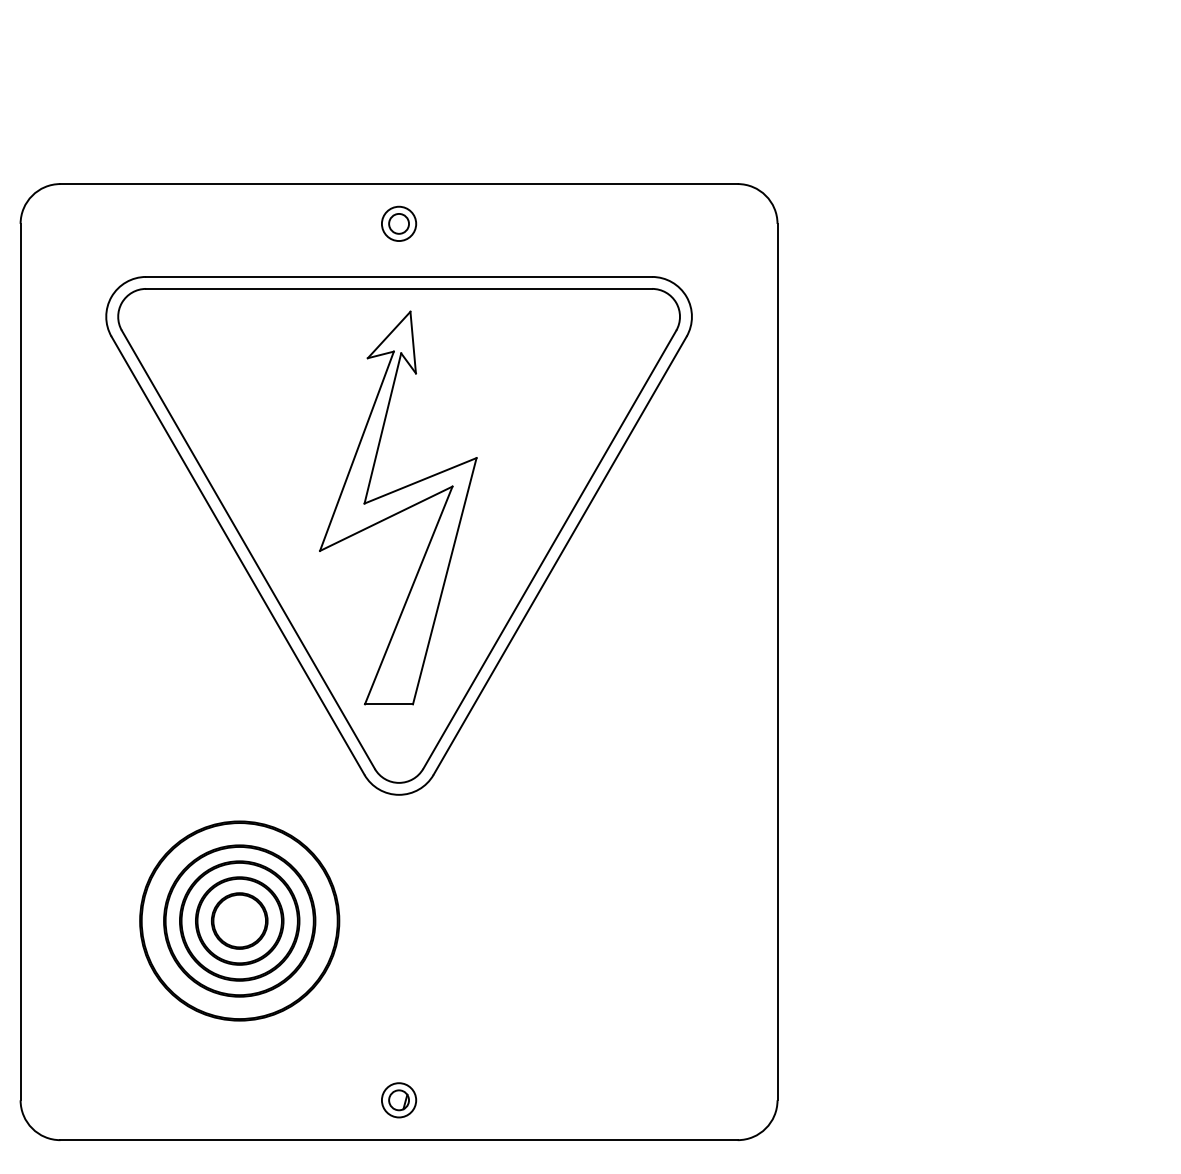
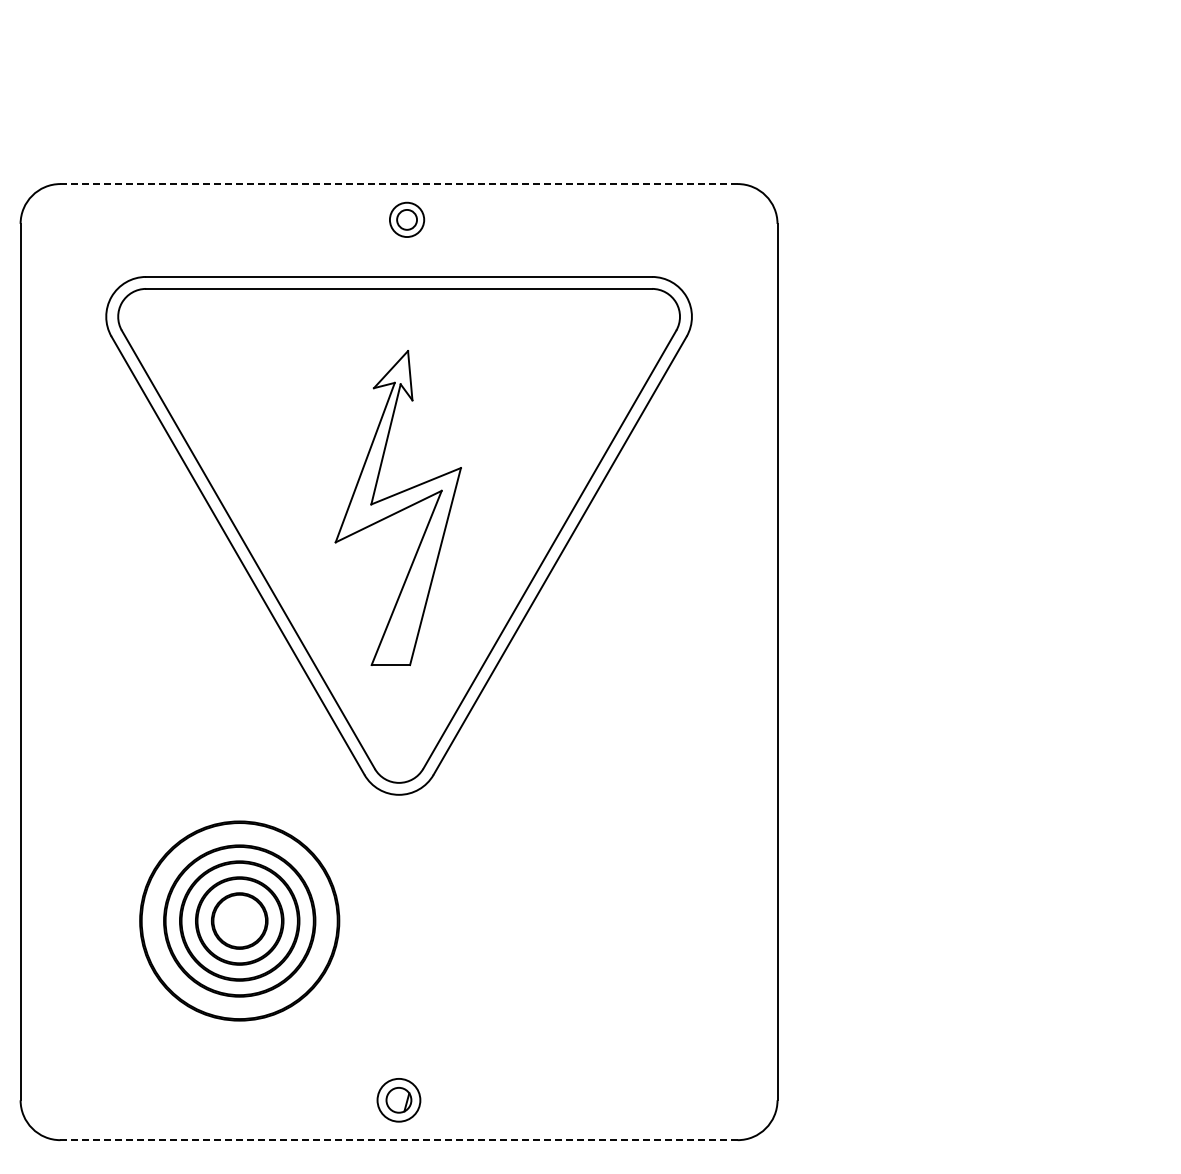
line: solid -> dashed (399, 184)
part position: (399, 223) -> (407, 219) (407, 219)
part size: 159x396 px -> 128x316 px (397, 507)
part size: 37x37 px -> 46x45 px (398, 1100)
line: solid -> dashed (399, 1140)
